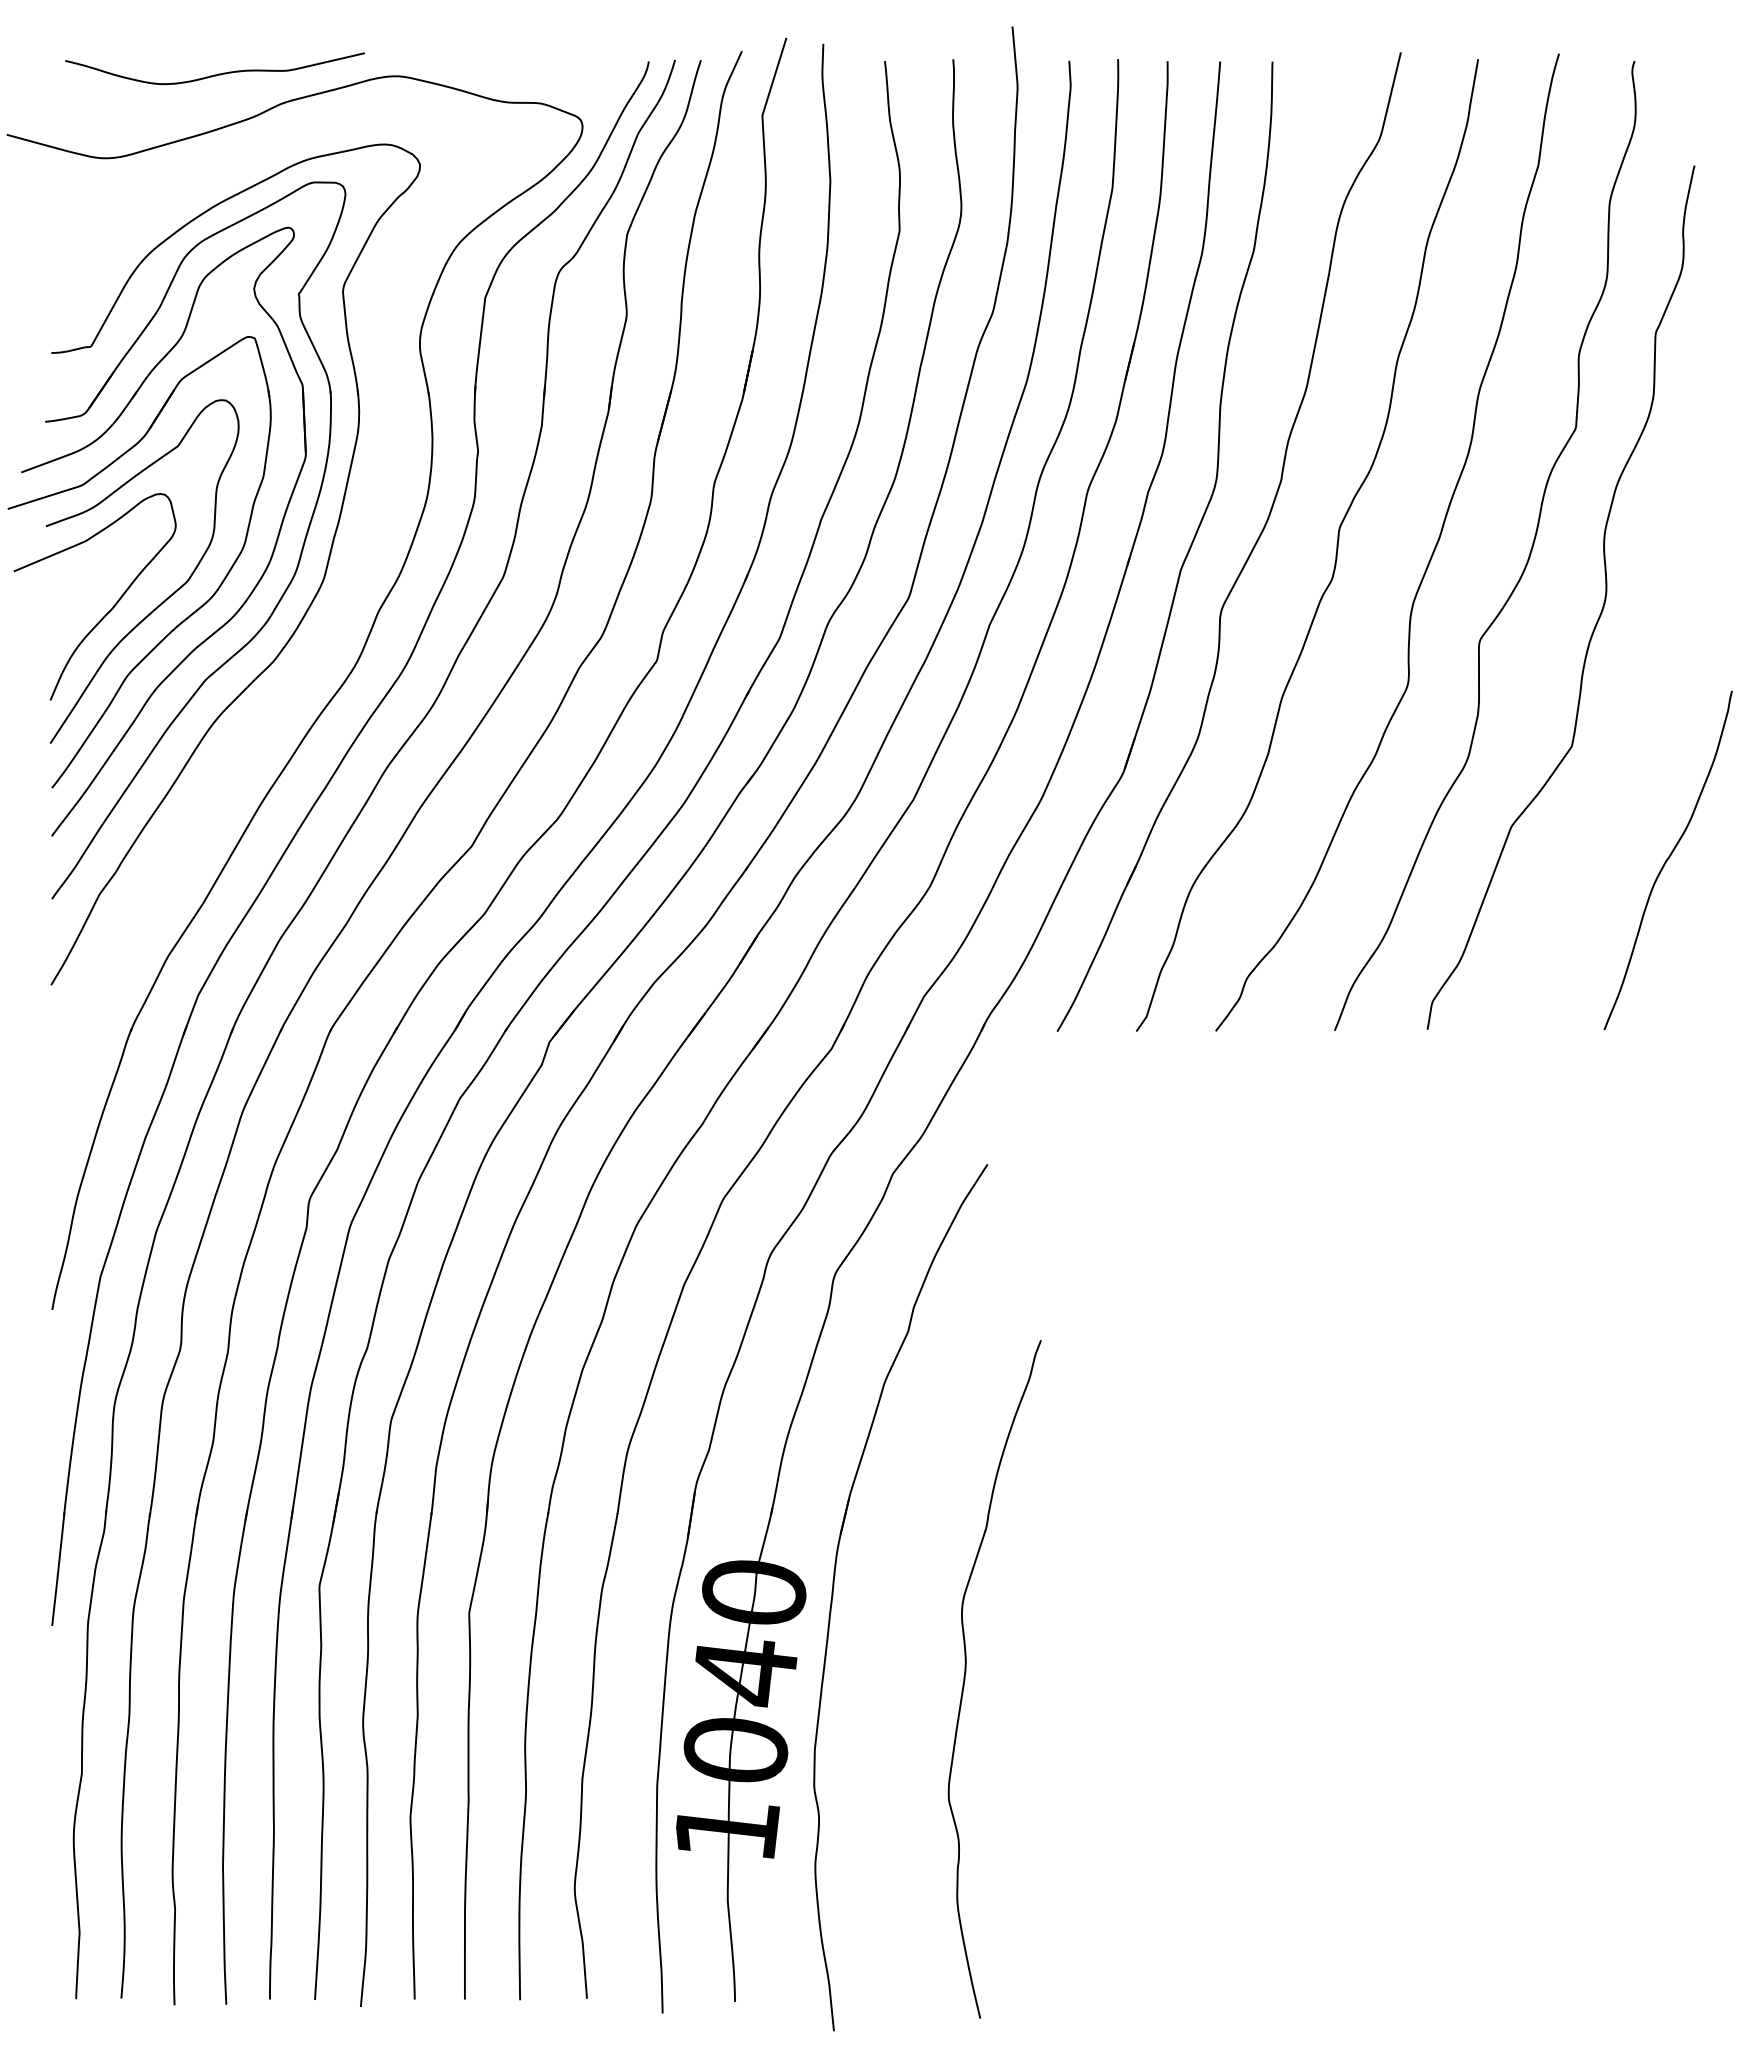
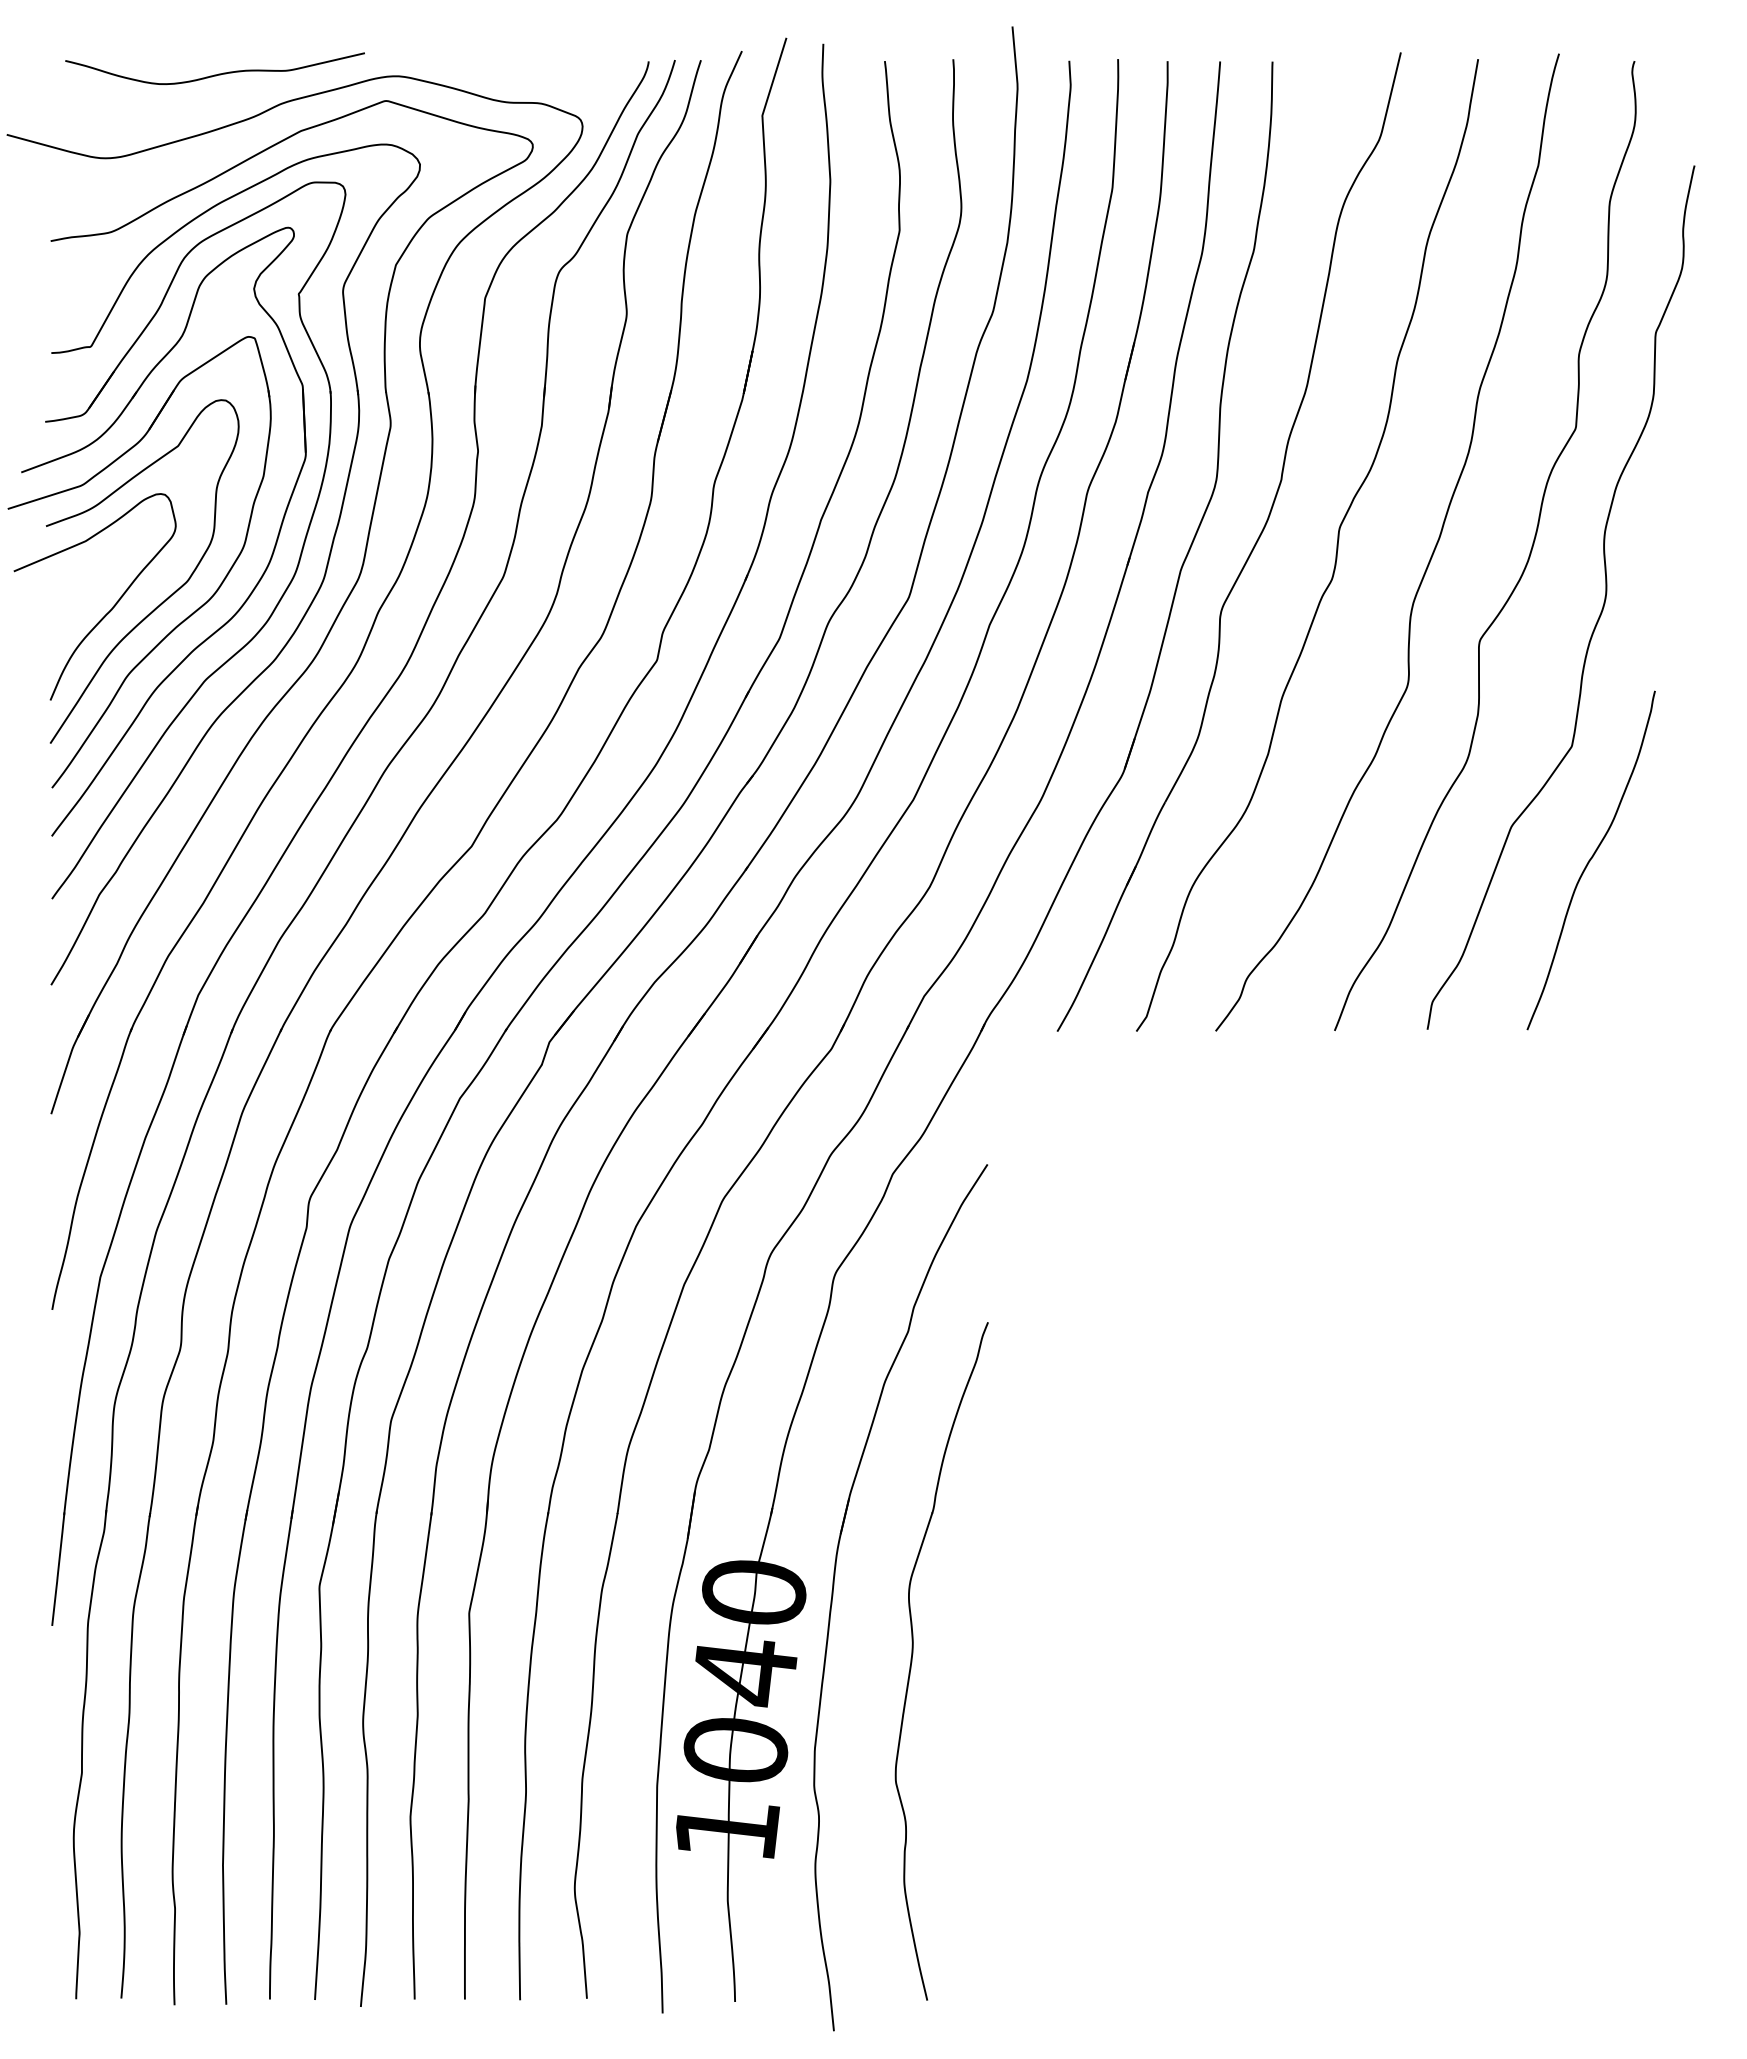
part: none -> present (330, 627)
curve position: (1667, 860) -> (1590, 860) (1590, 860)
part position: (966, 1672) -> (913, 1654) (913, 1654)
